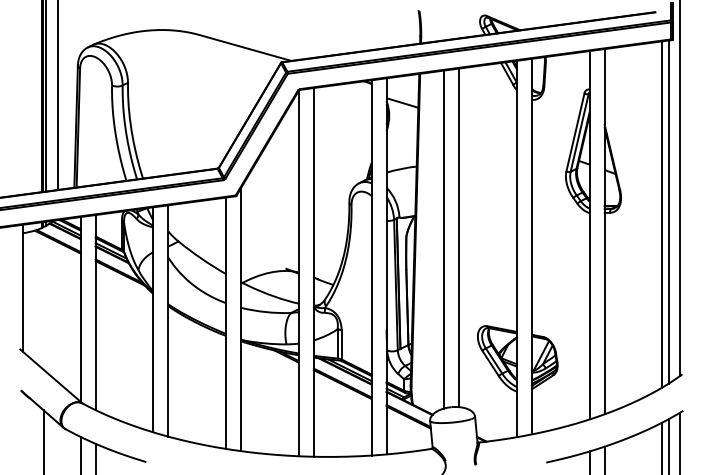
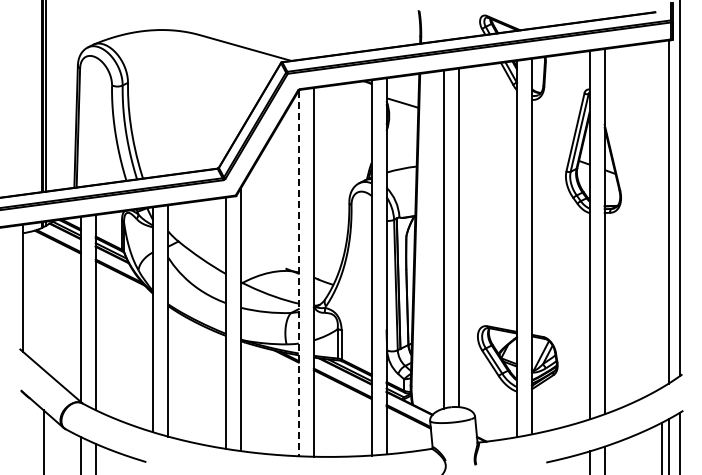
line: present -> none (57, 96)
line: present -> none (662, 214)
line: solid -> dashed (298, 273)
